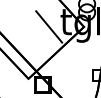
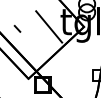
line: none -> present (17, 28)
